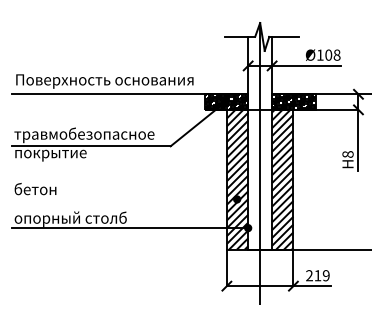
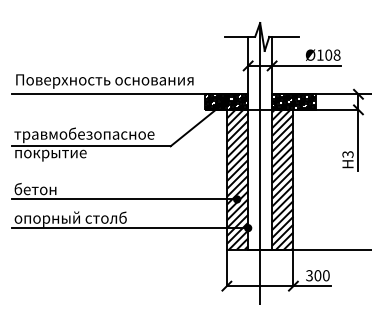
text: H8 -> H3 (347, 154)
line: none -> present (124, 199)
text: 219 -> 300 (317, 275)
